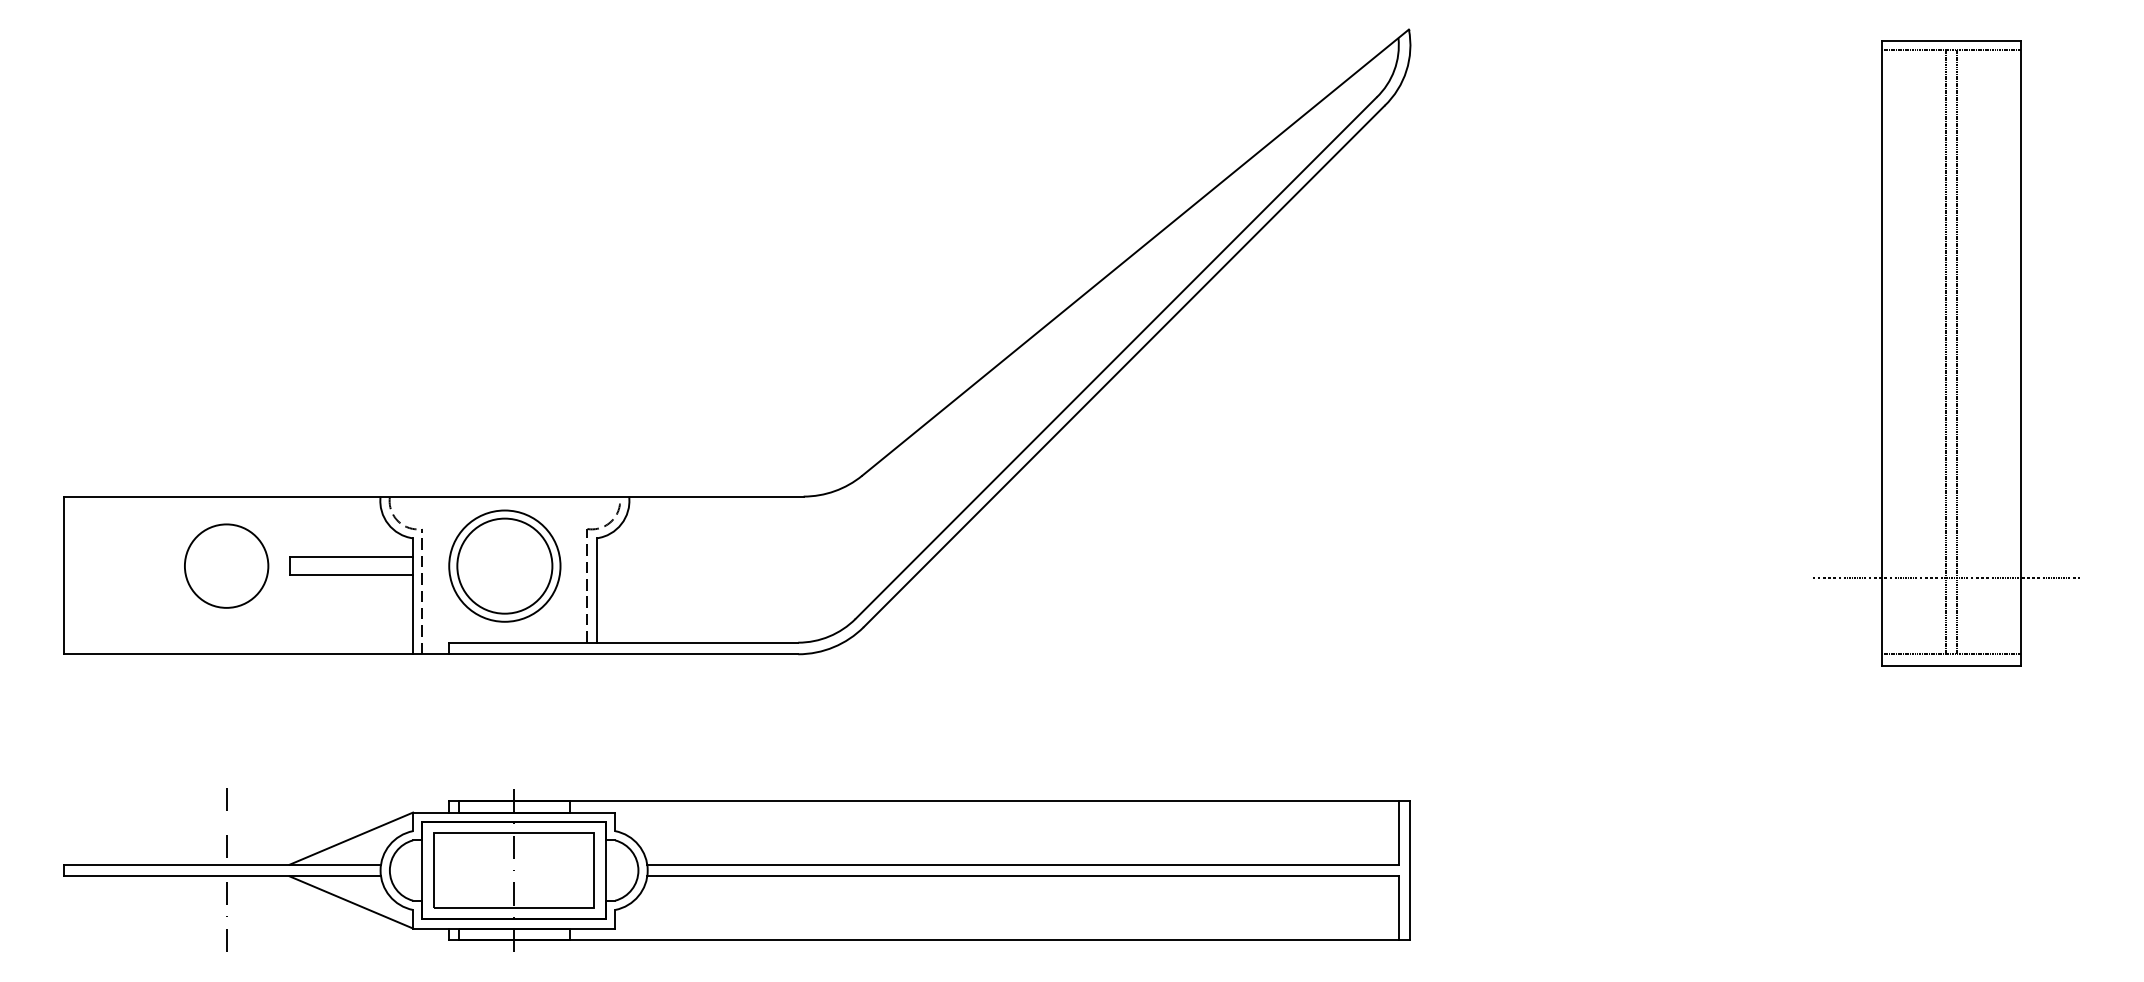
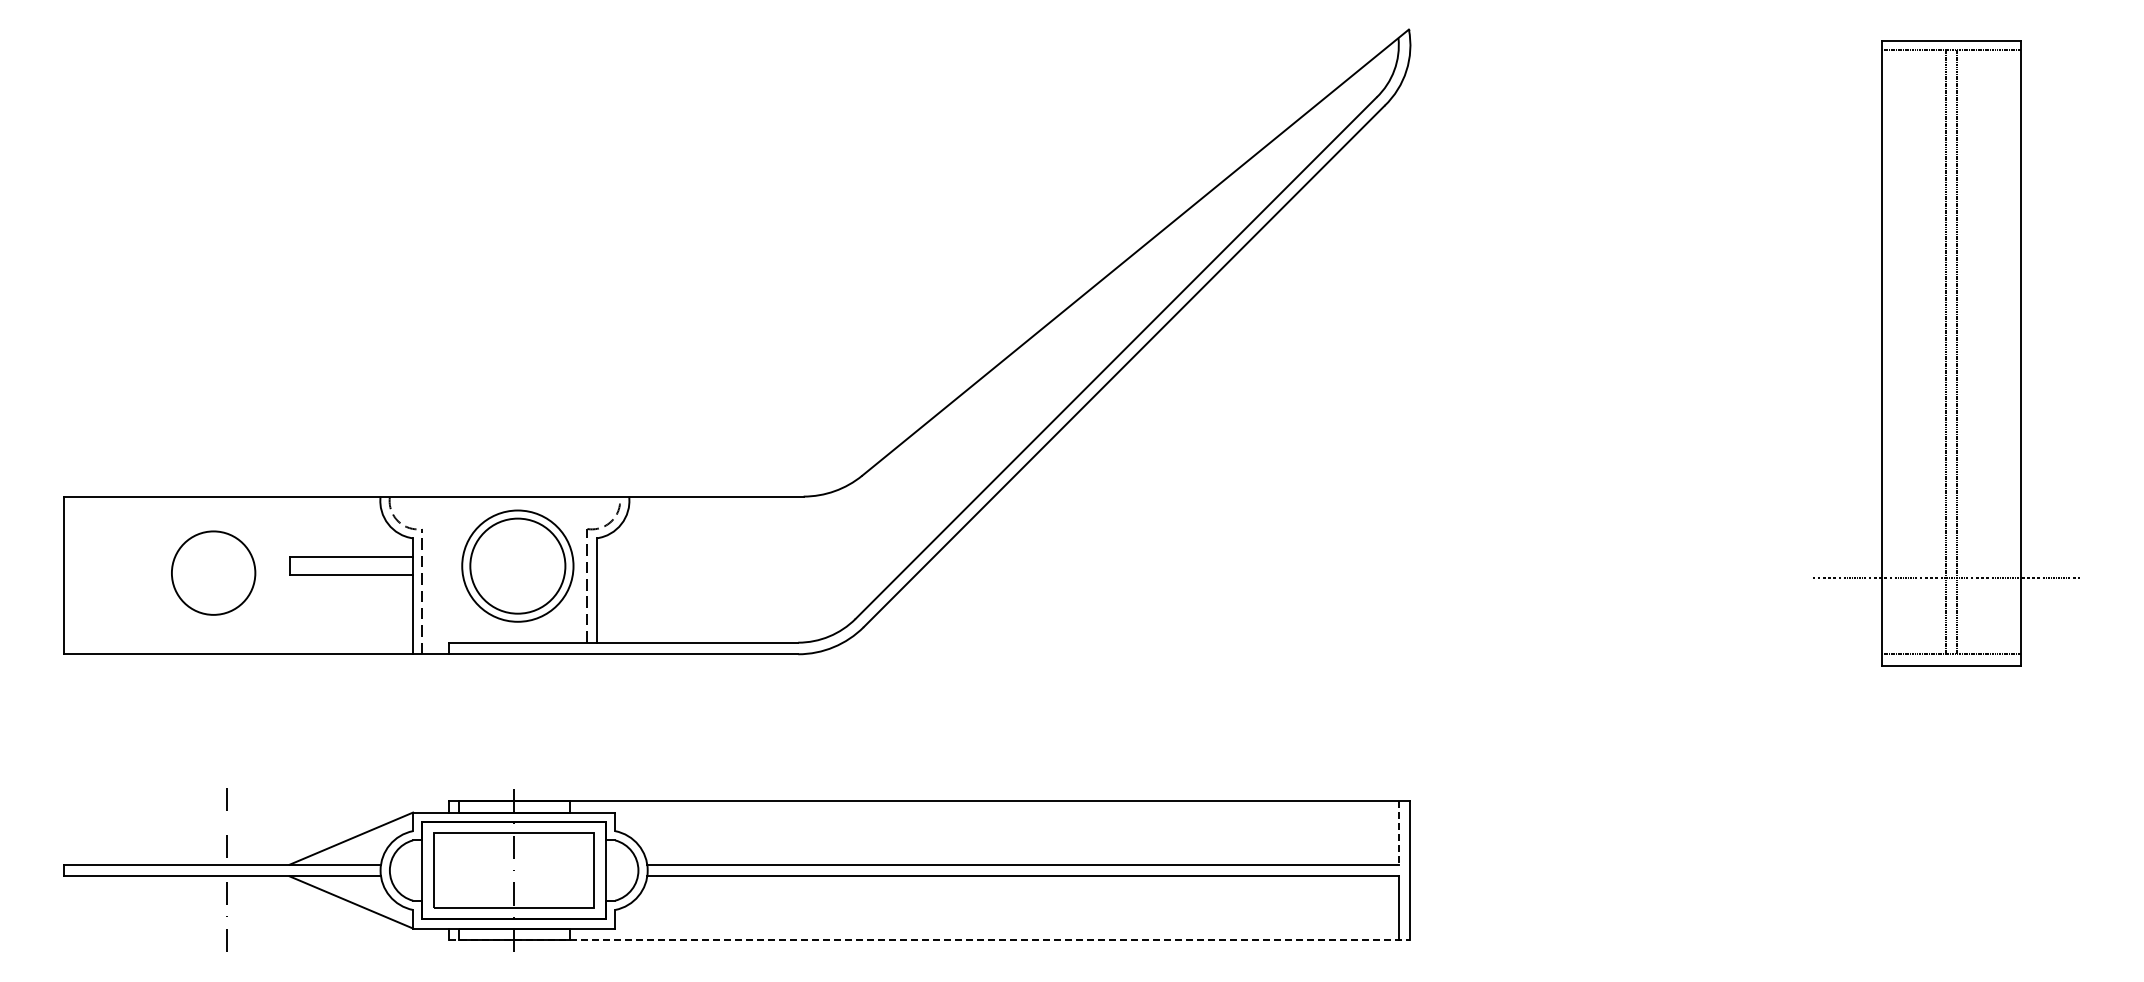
circle position: (226, 565) -> (213, 572) (213, 572)
part position: (504, 565) -> (517, 565) (517, 565)
line: solid -> dashed (1398, 832)
line: solid -> dashed (930, 940)
